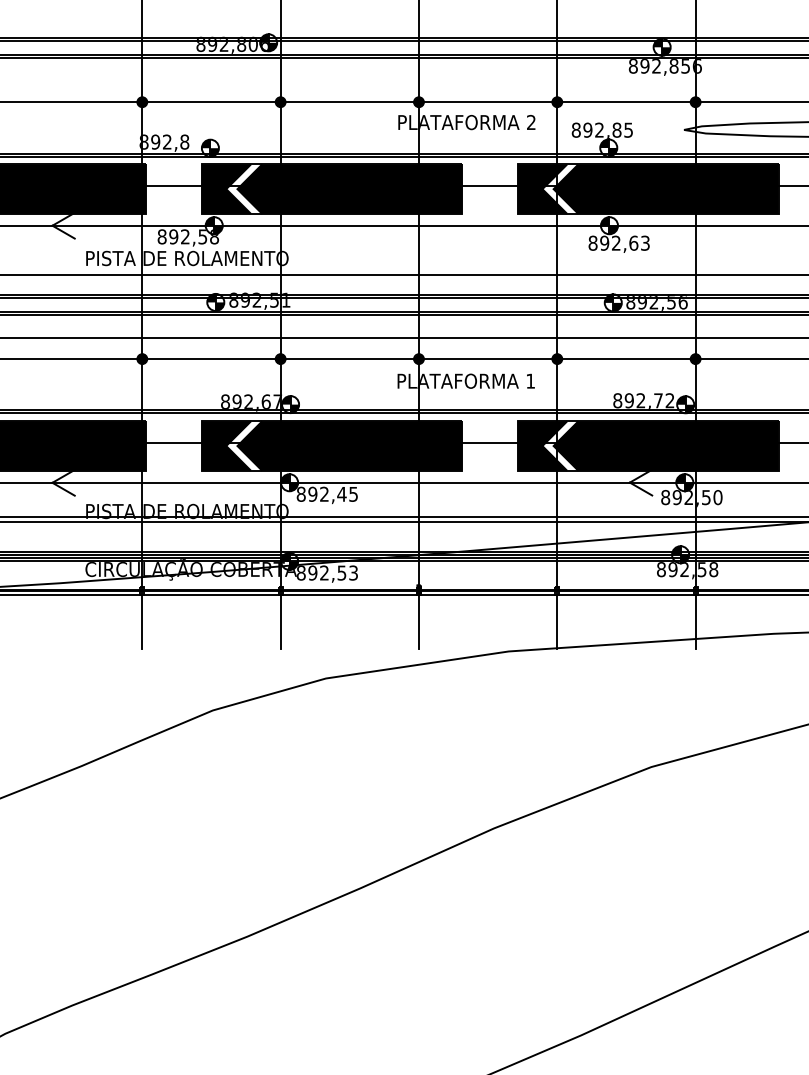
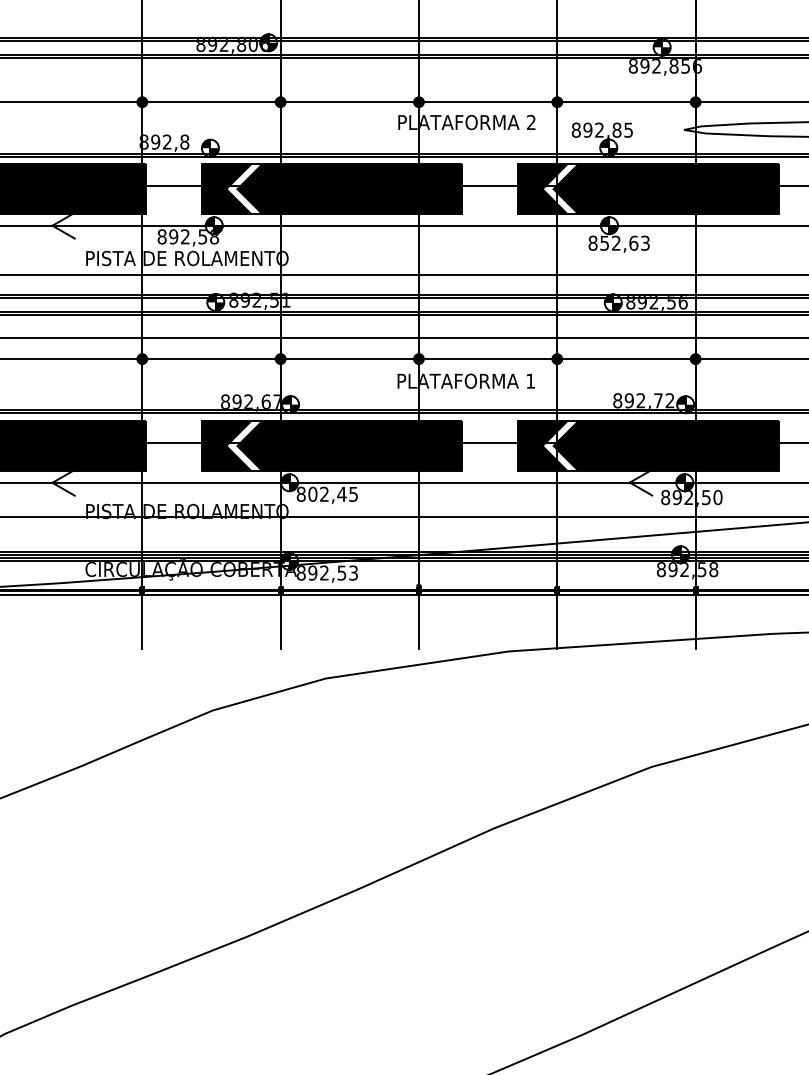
text: 892,63 -> 852,63 (604, 242)
text: 892,45 -> 802,45 (312, 494)
line: present -> none (403, 522)
